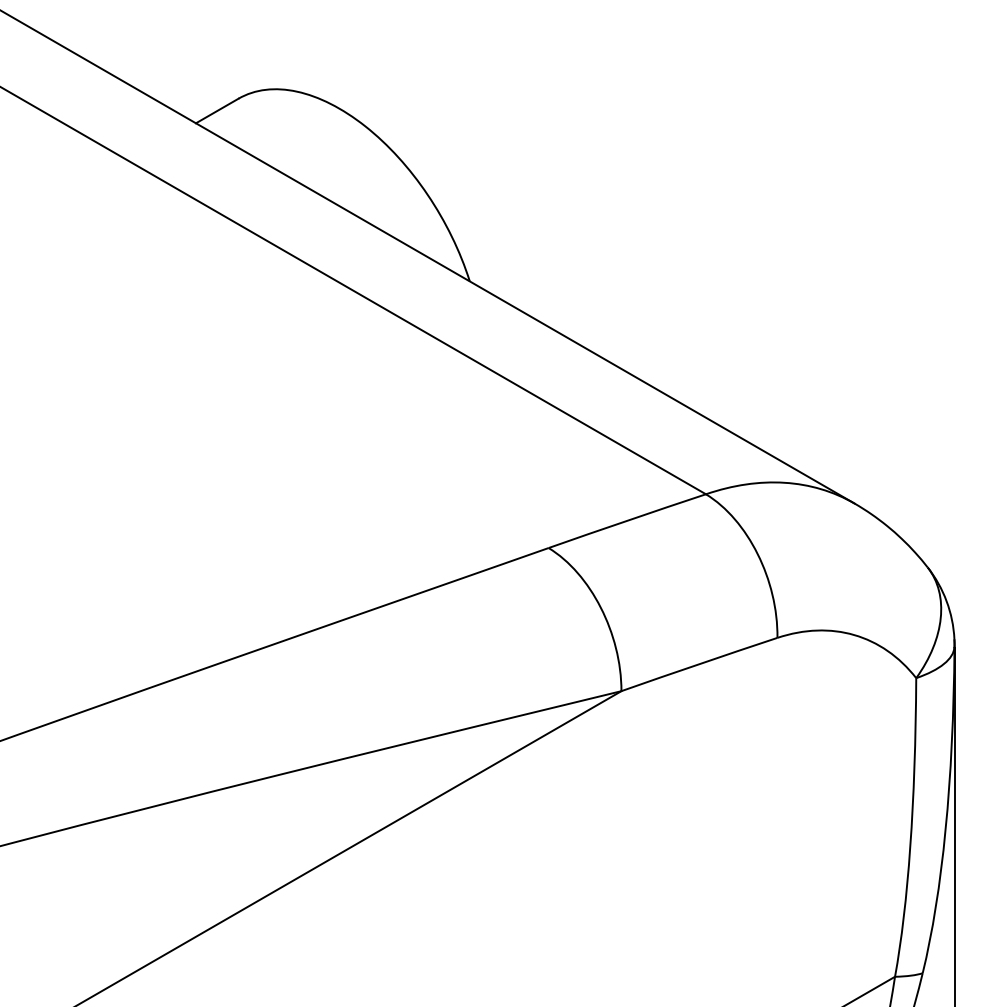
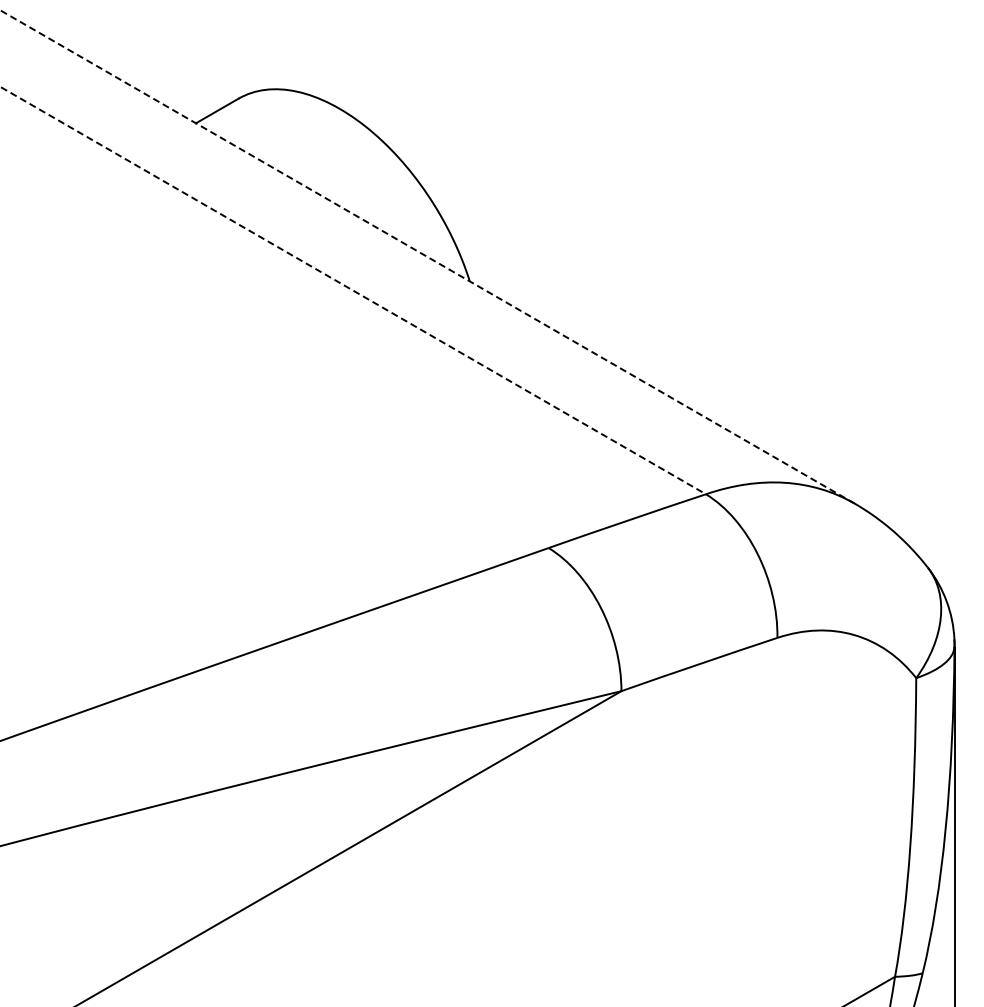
line: solid -> dashed (427, 256)
line: solid -> dashed (353, 290)
